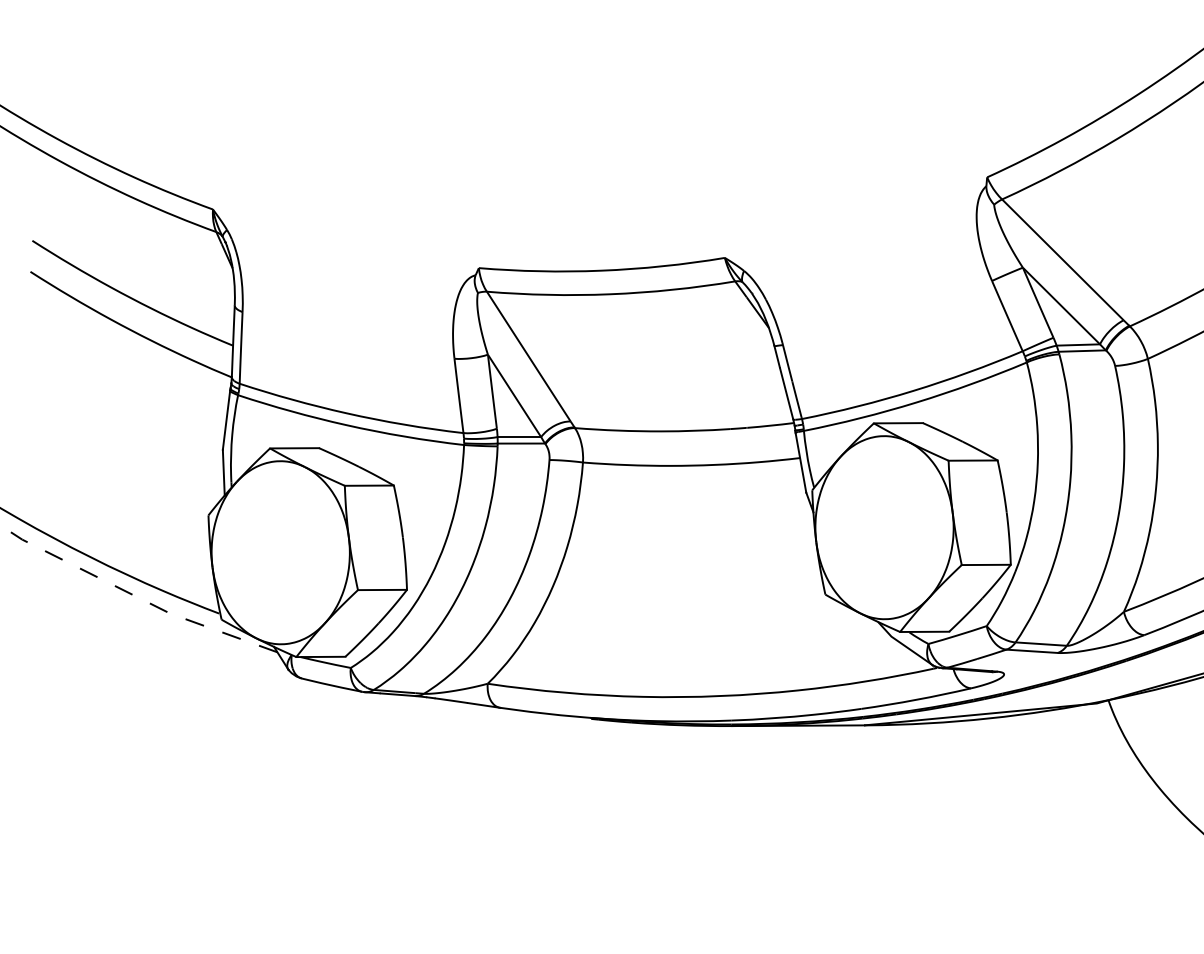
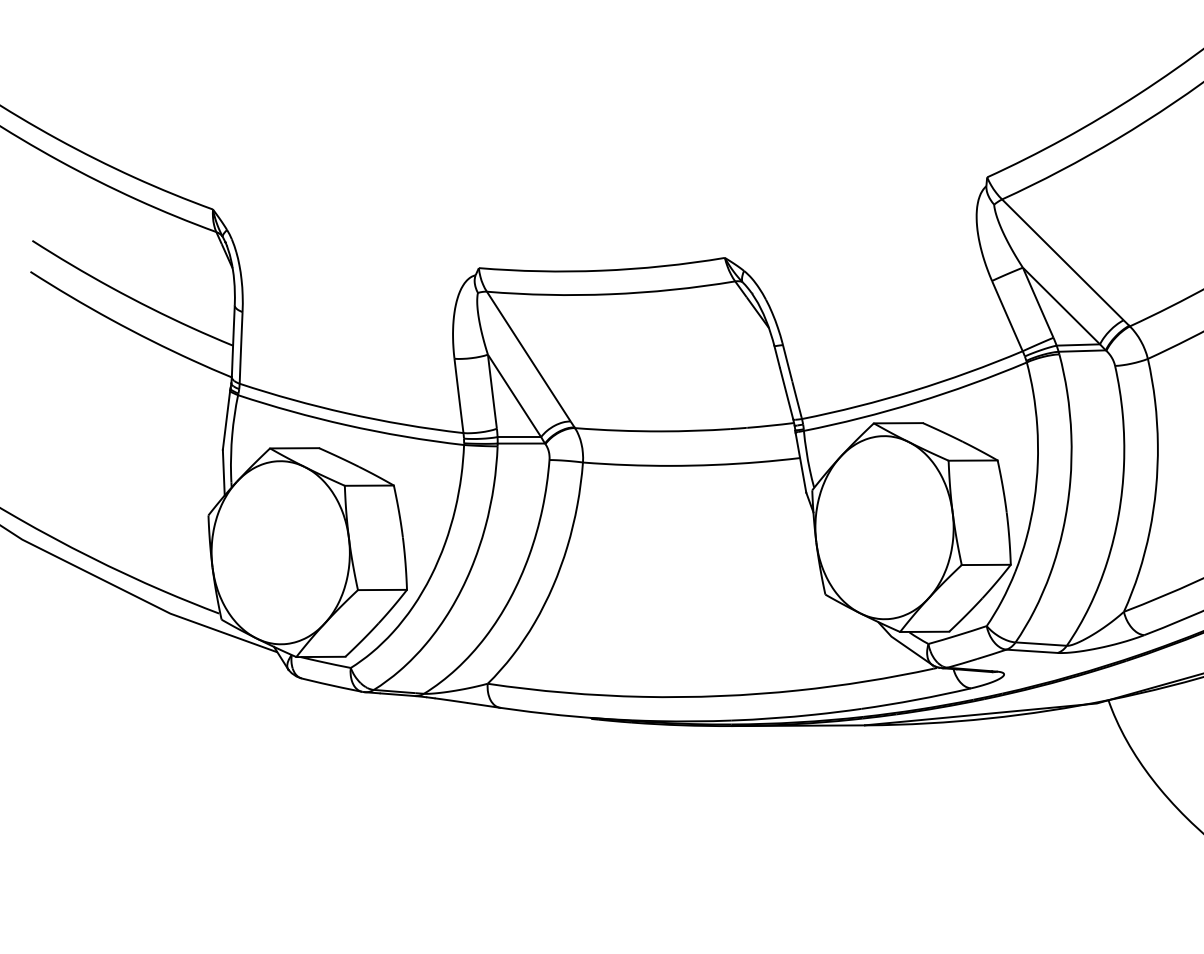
line: dashed -> solid (135, 596)
